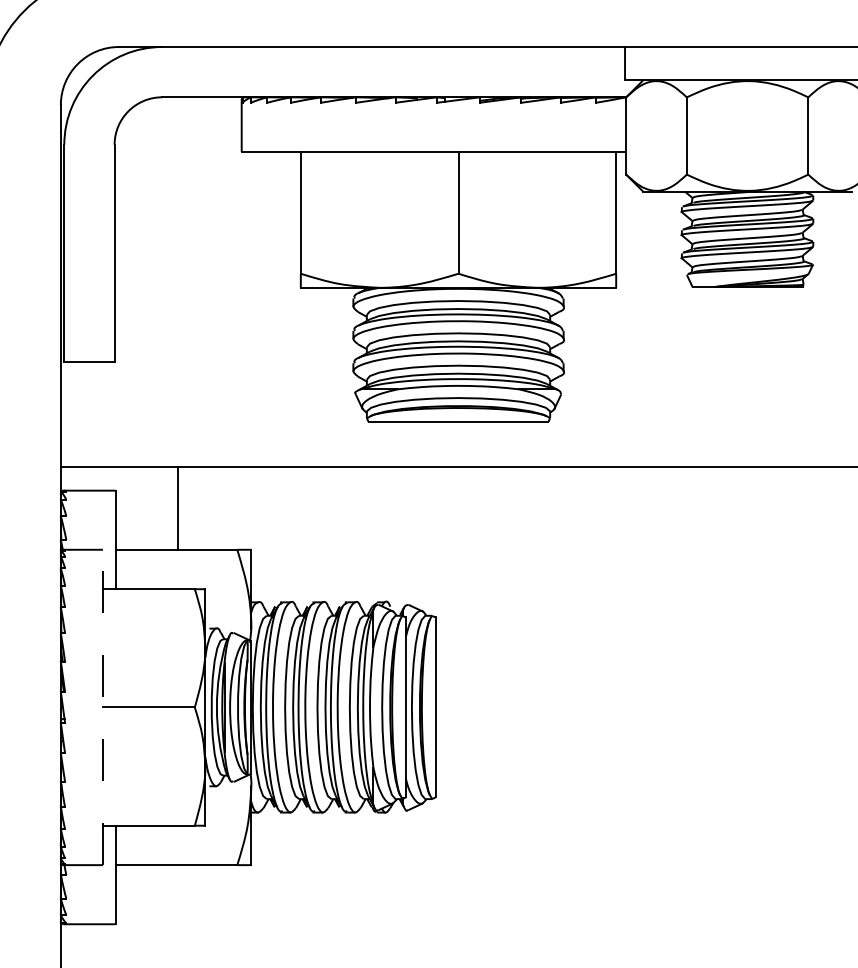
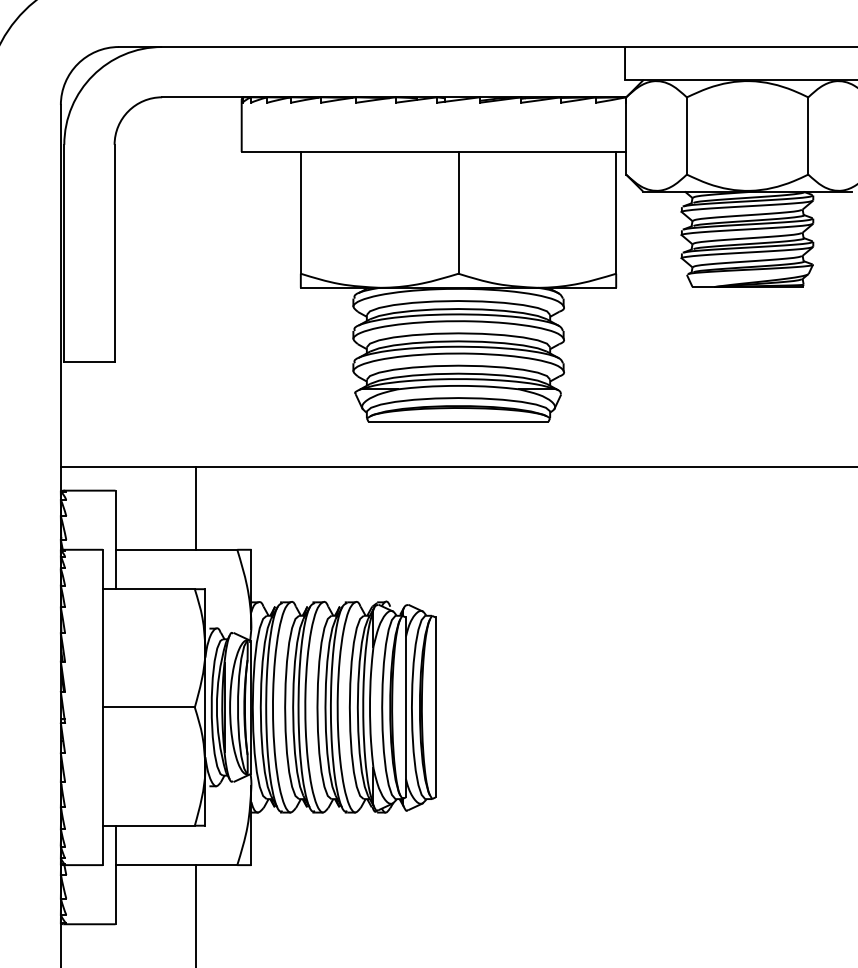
line position: (177, 508) -> (195, 508) (195, 508)
line: dashed -> solid (102, 707)
line: none -> present (195, 914)
